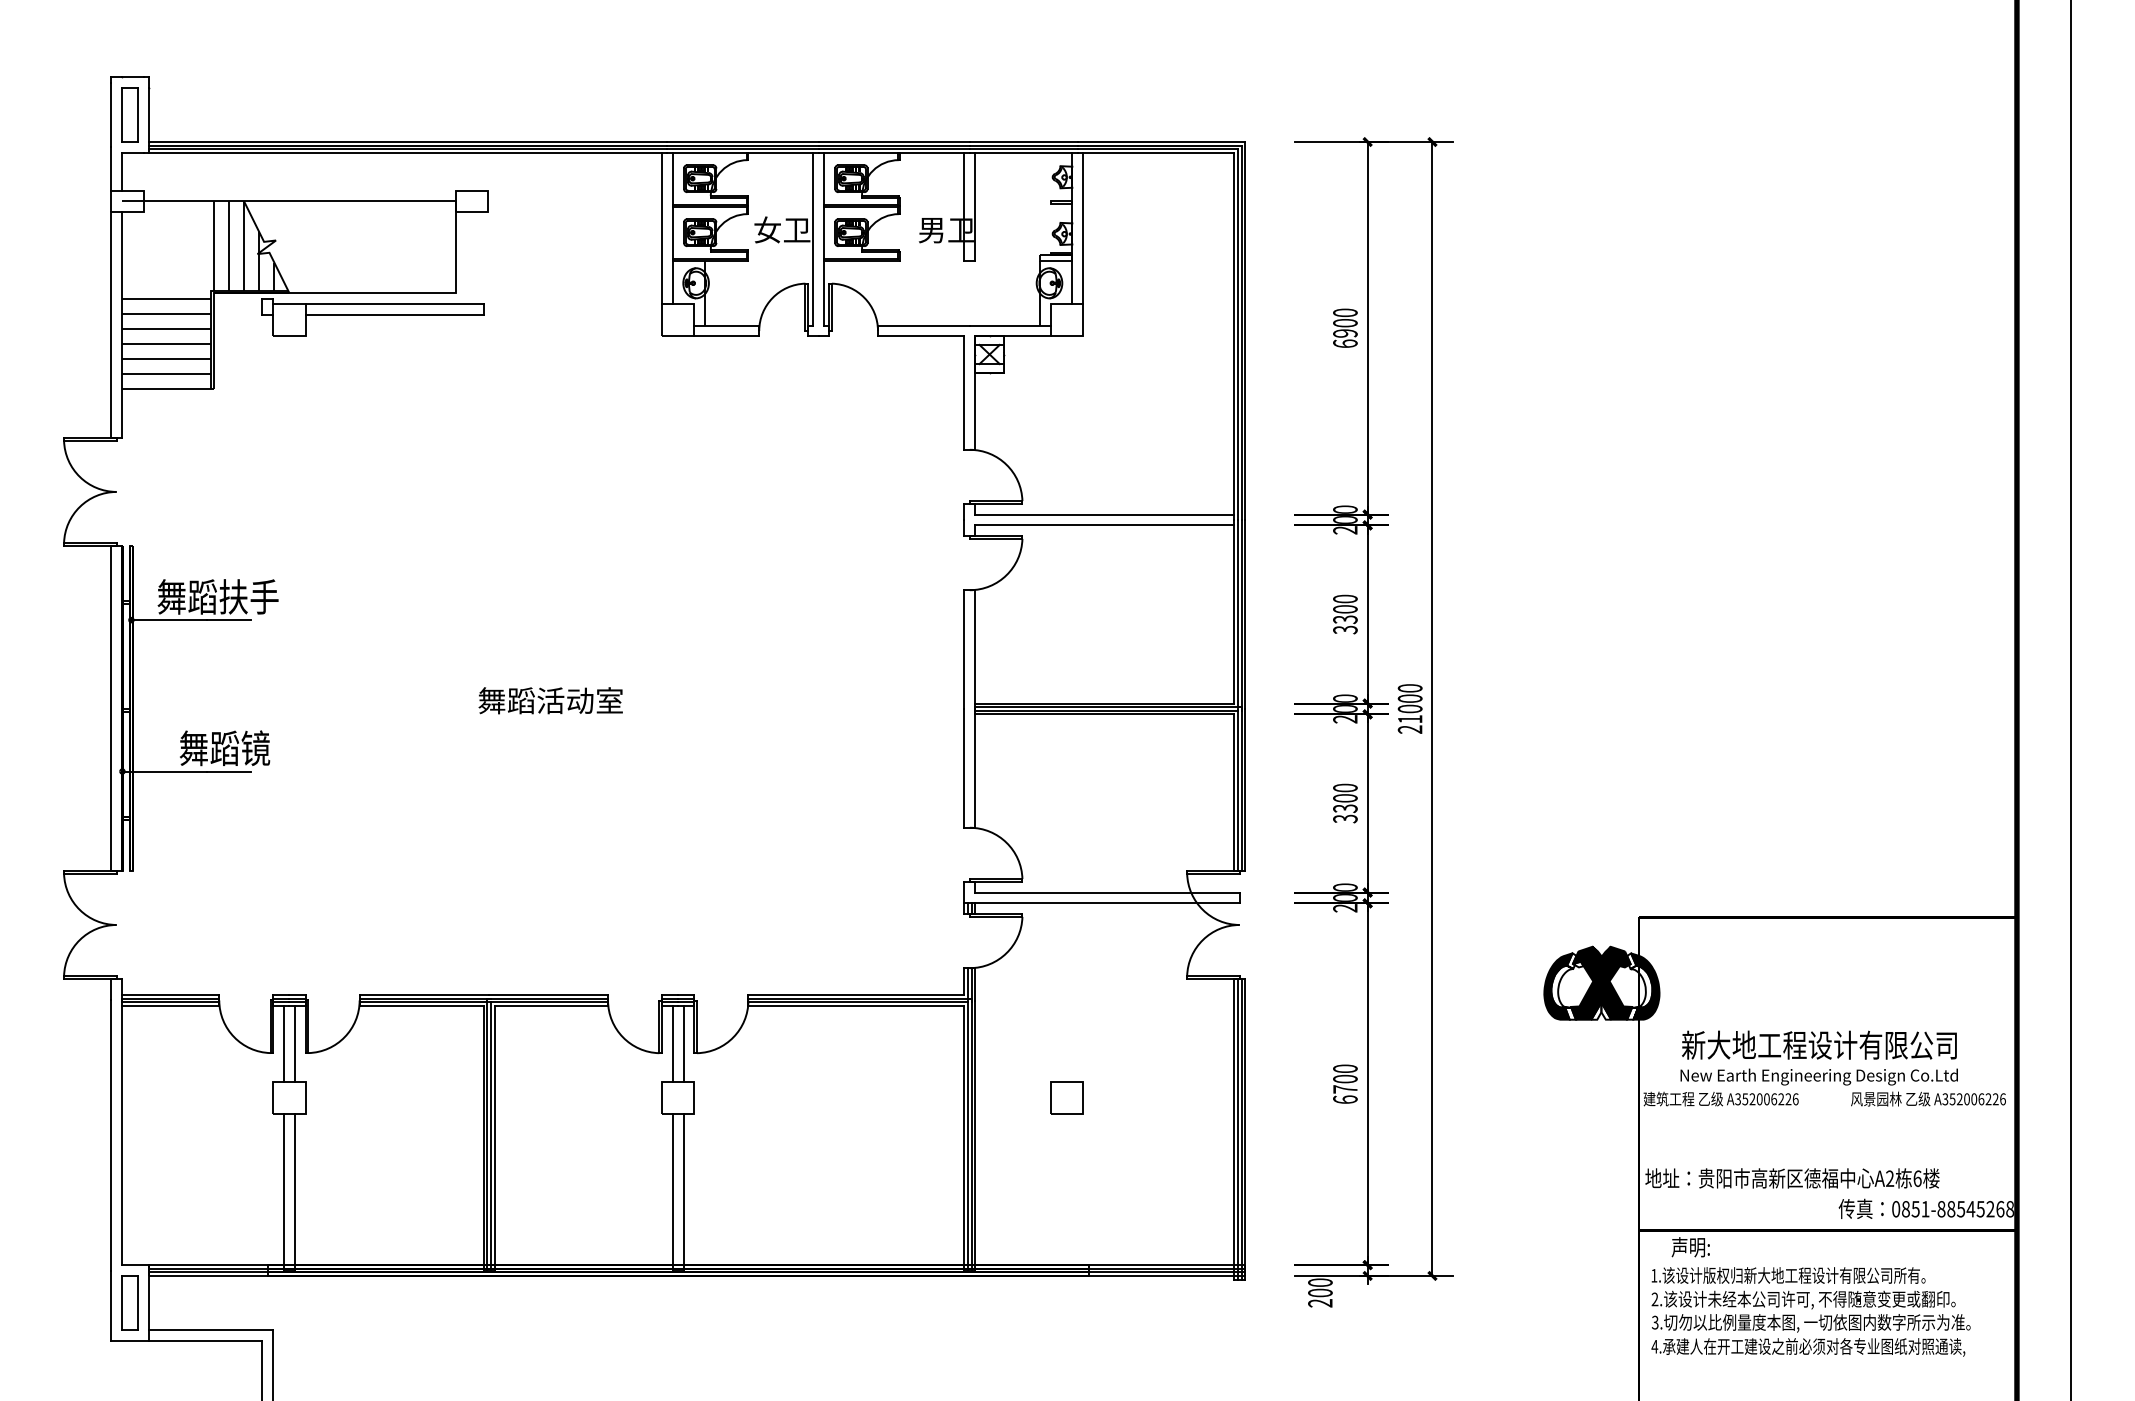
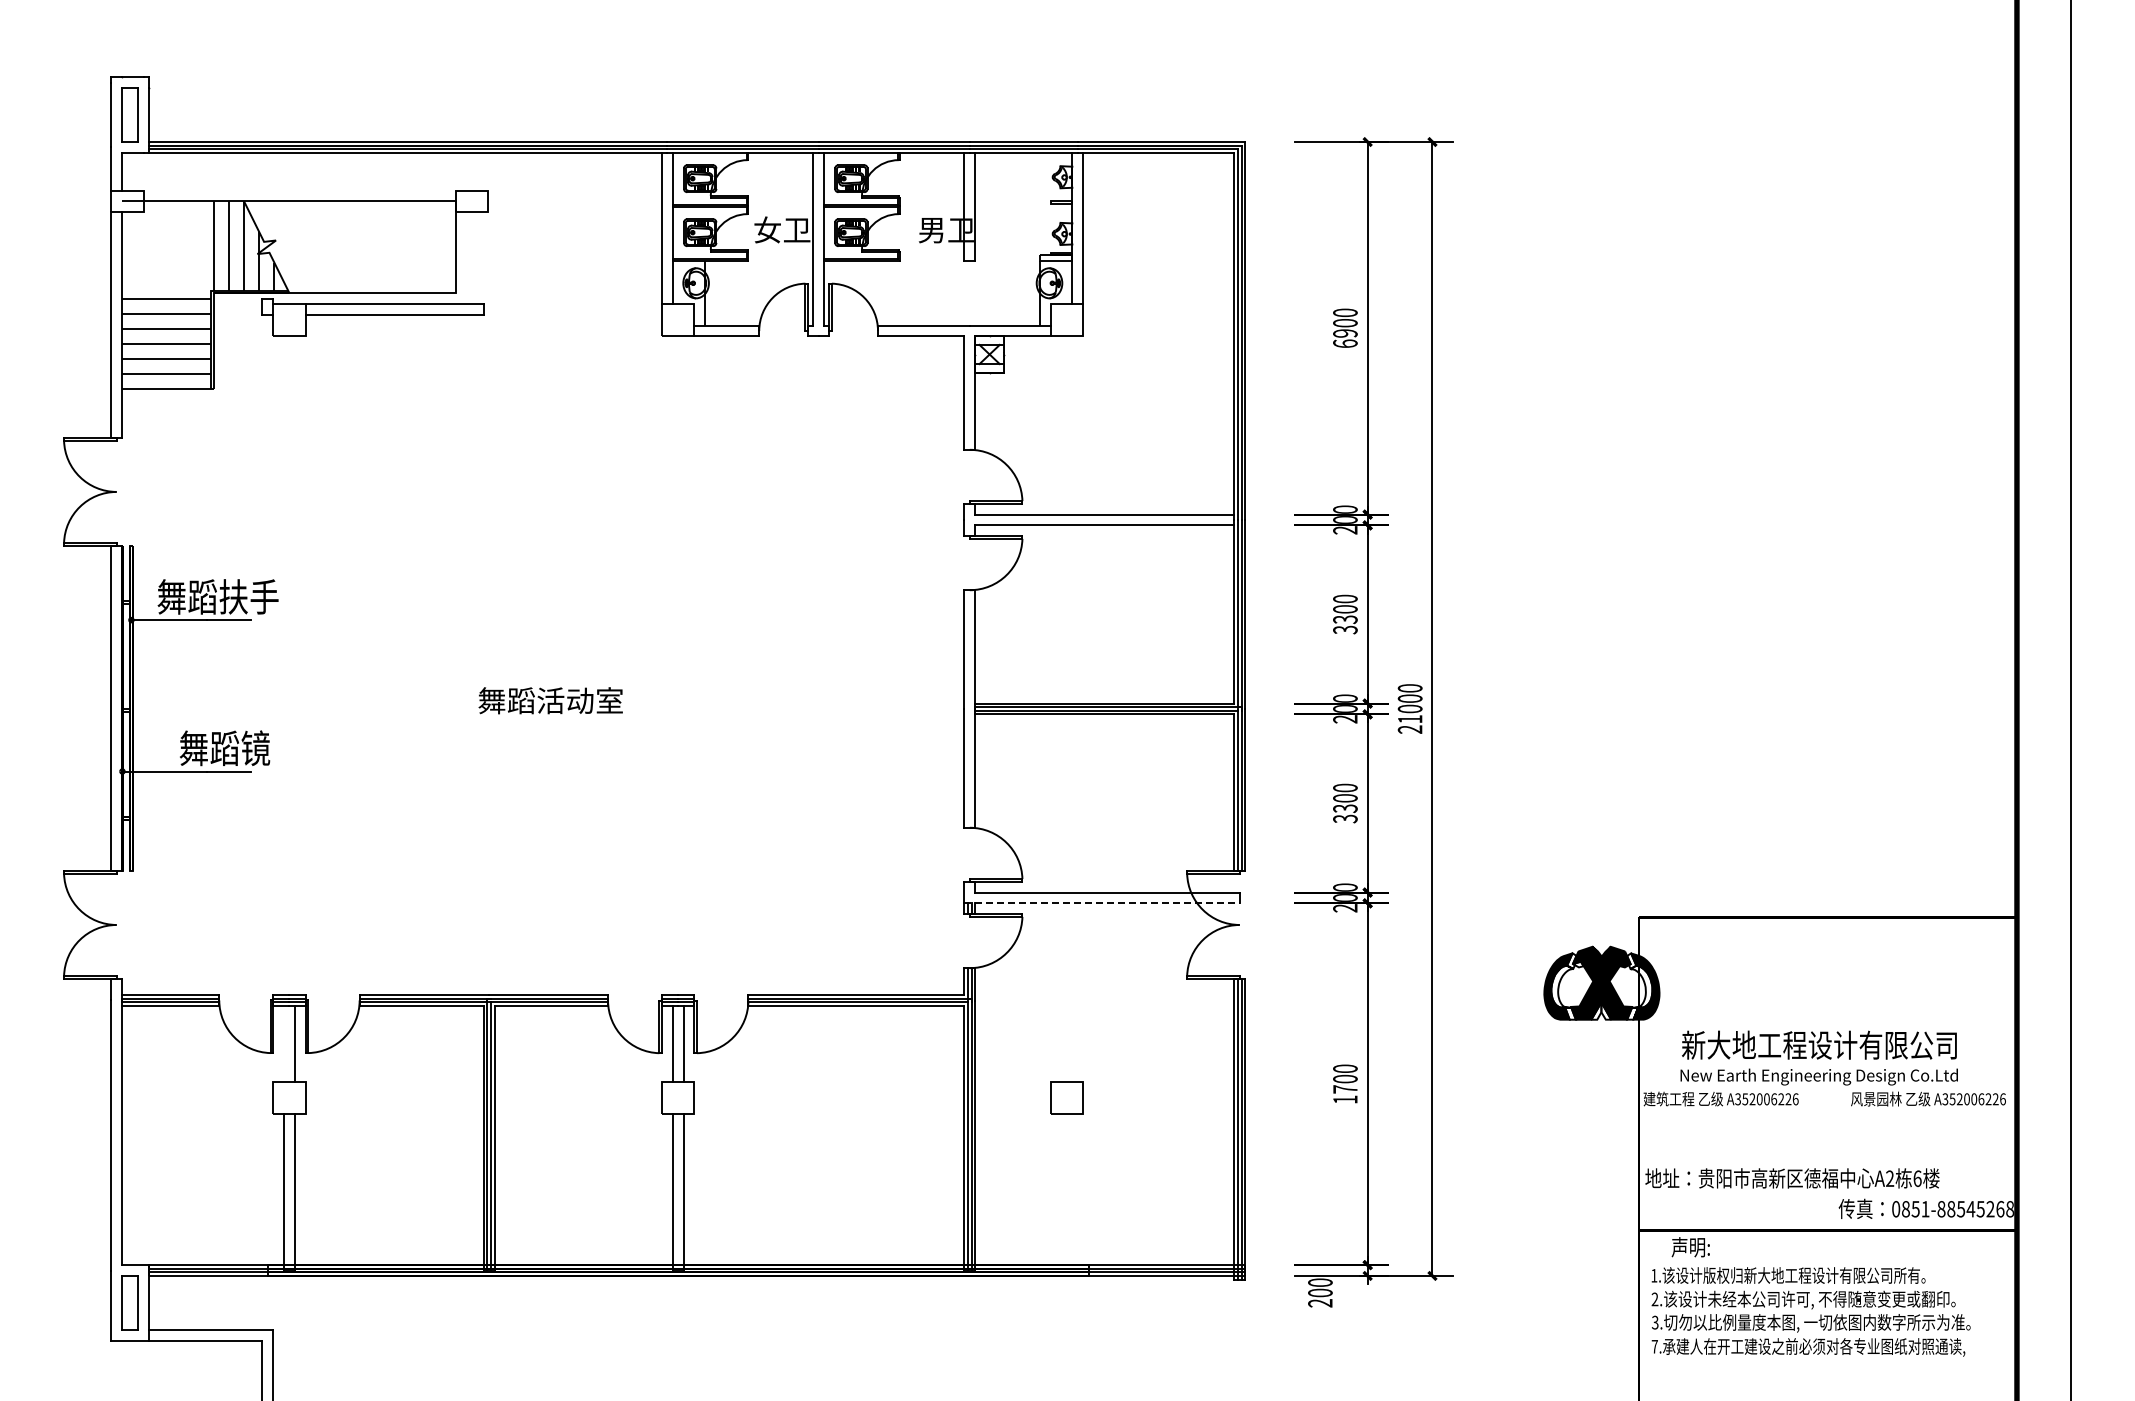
line: solid -> dashed (1102, 903)
line: present -> none (284, 1043)
text: 6700 -> 1700 (1345, 1099)
text: 4. -> 7. (1654, 1346)
